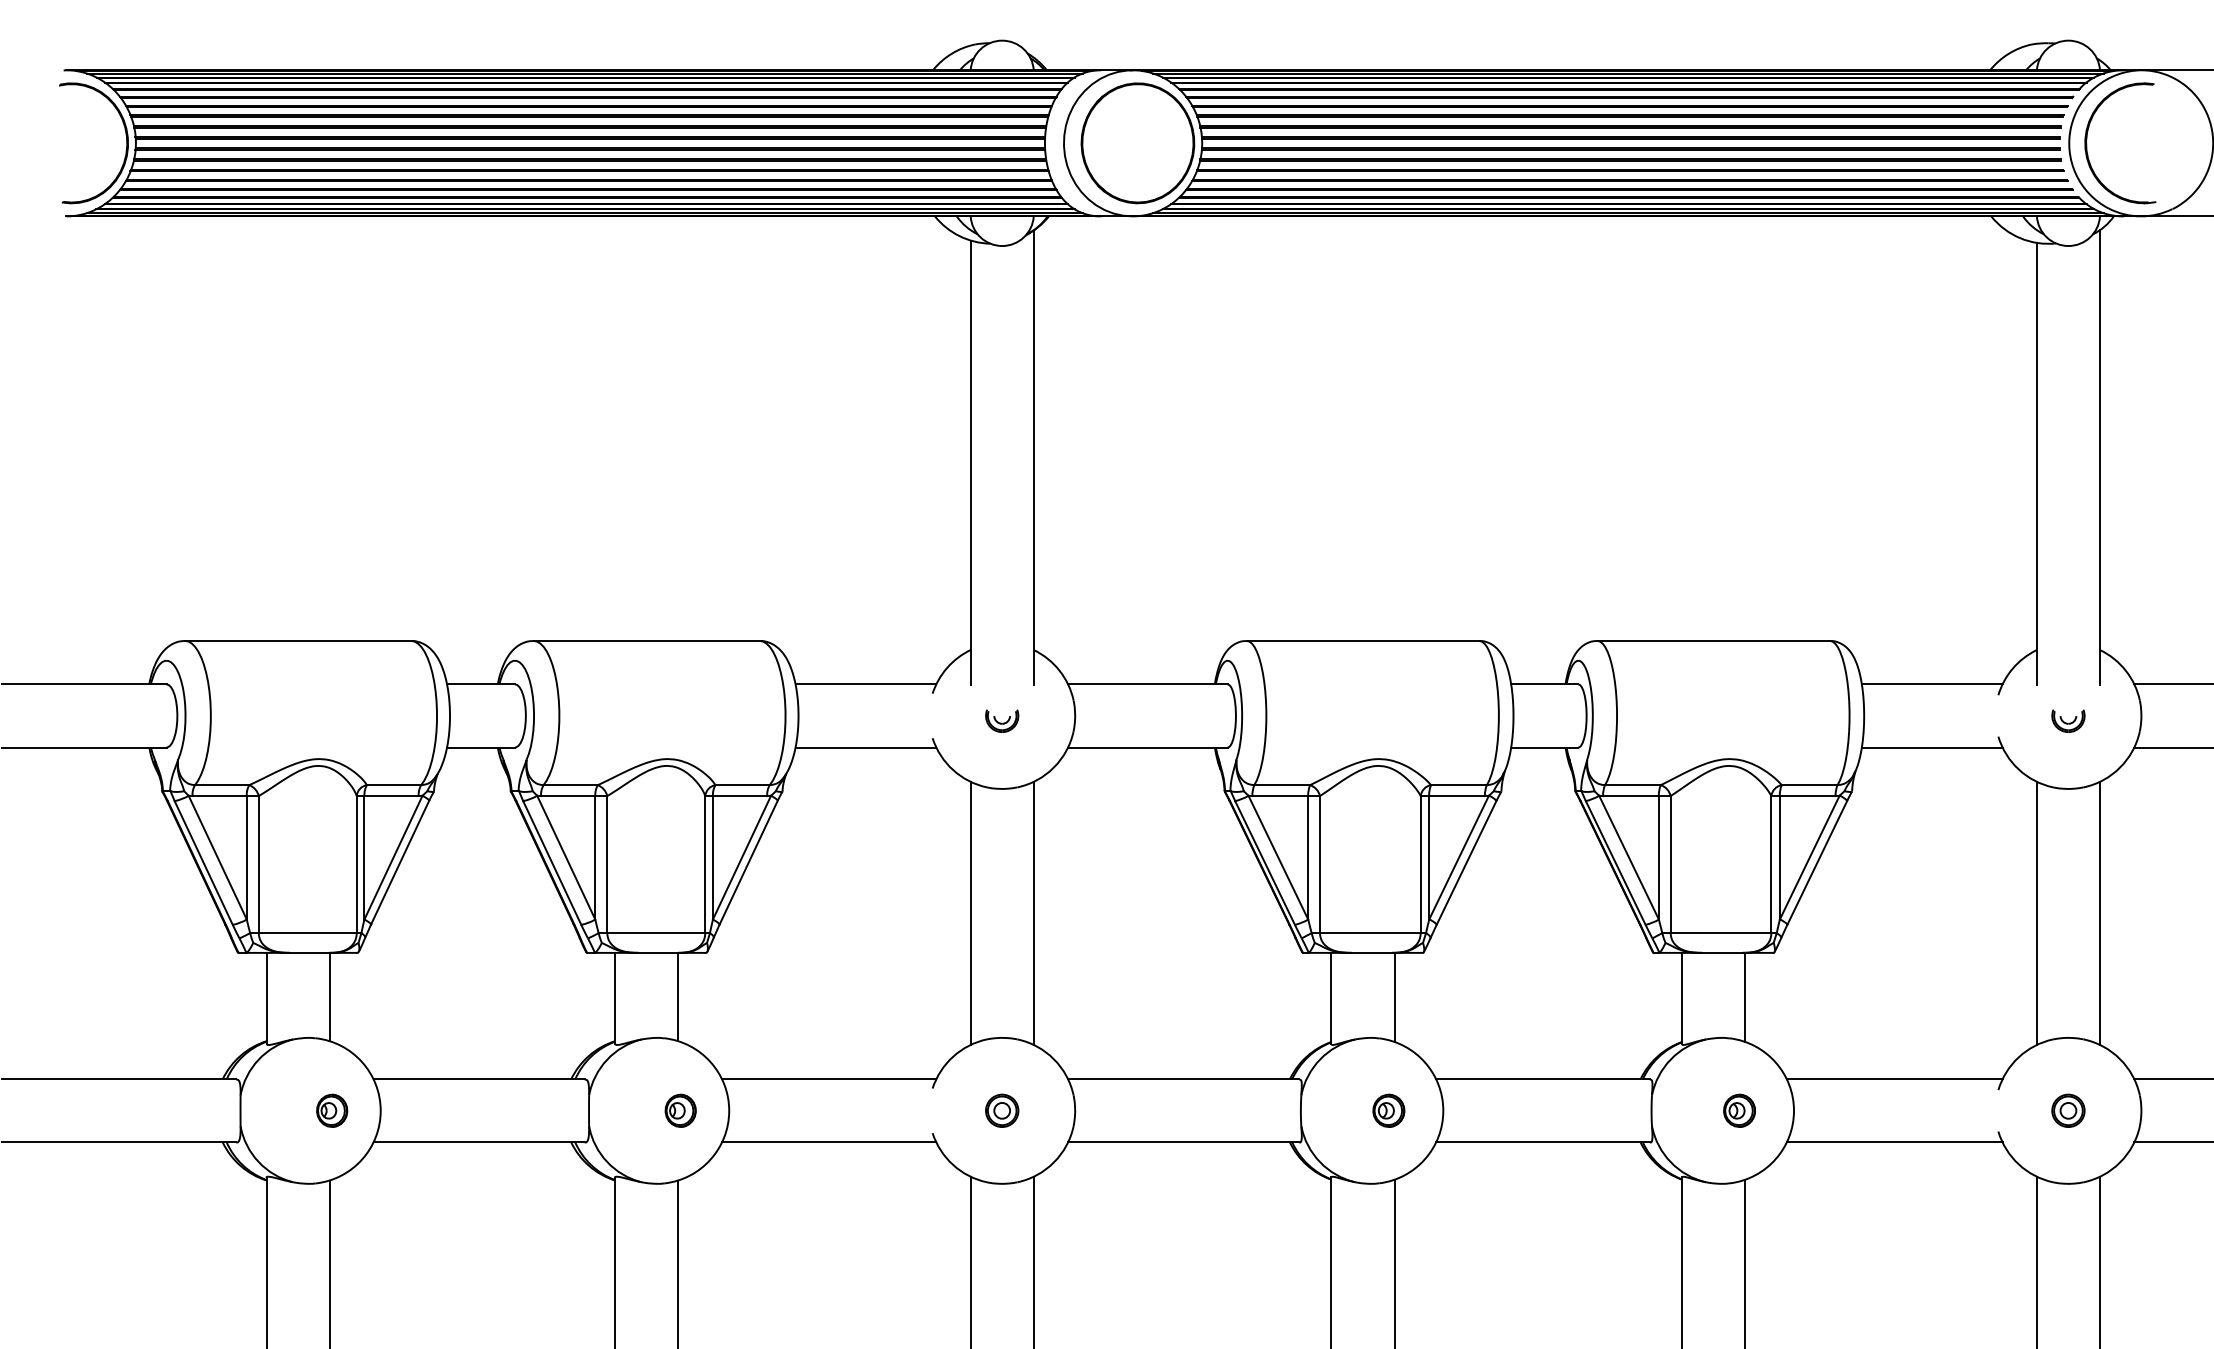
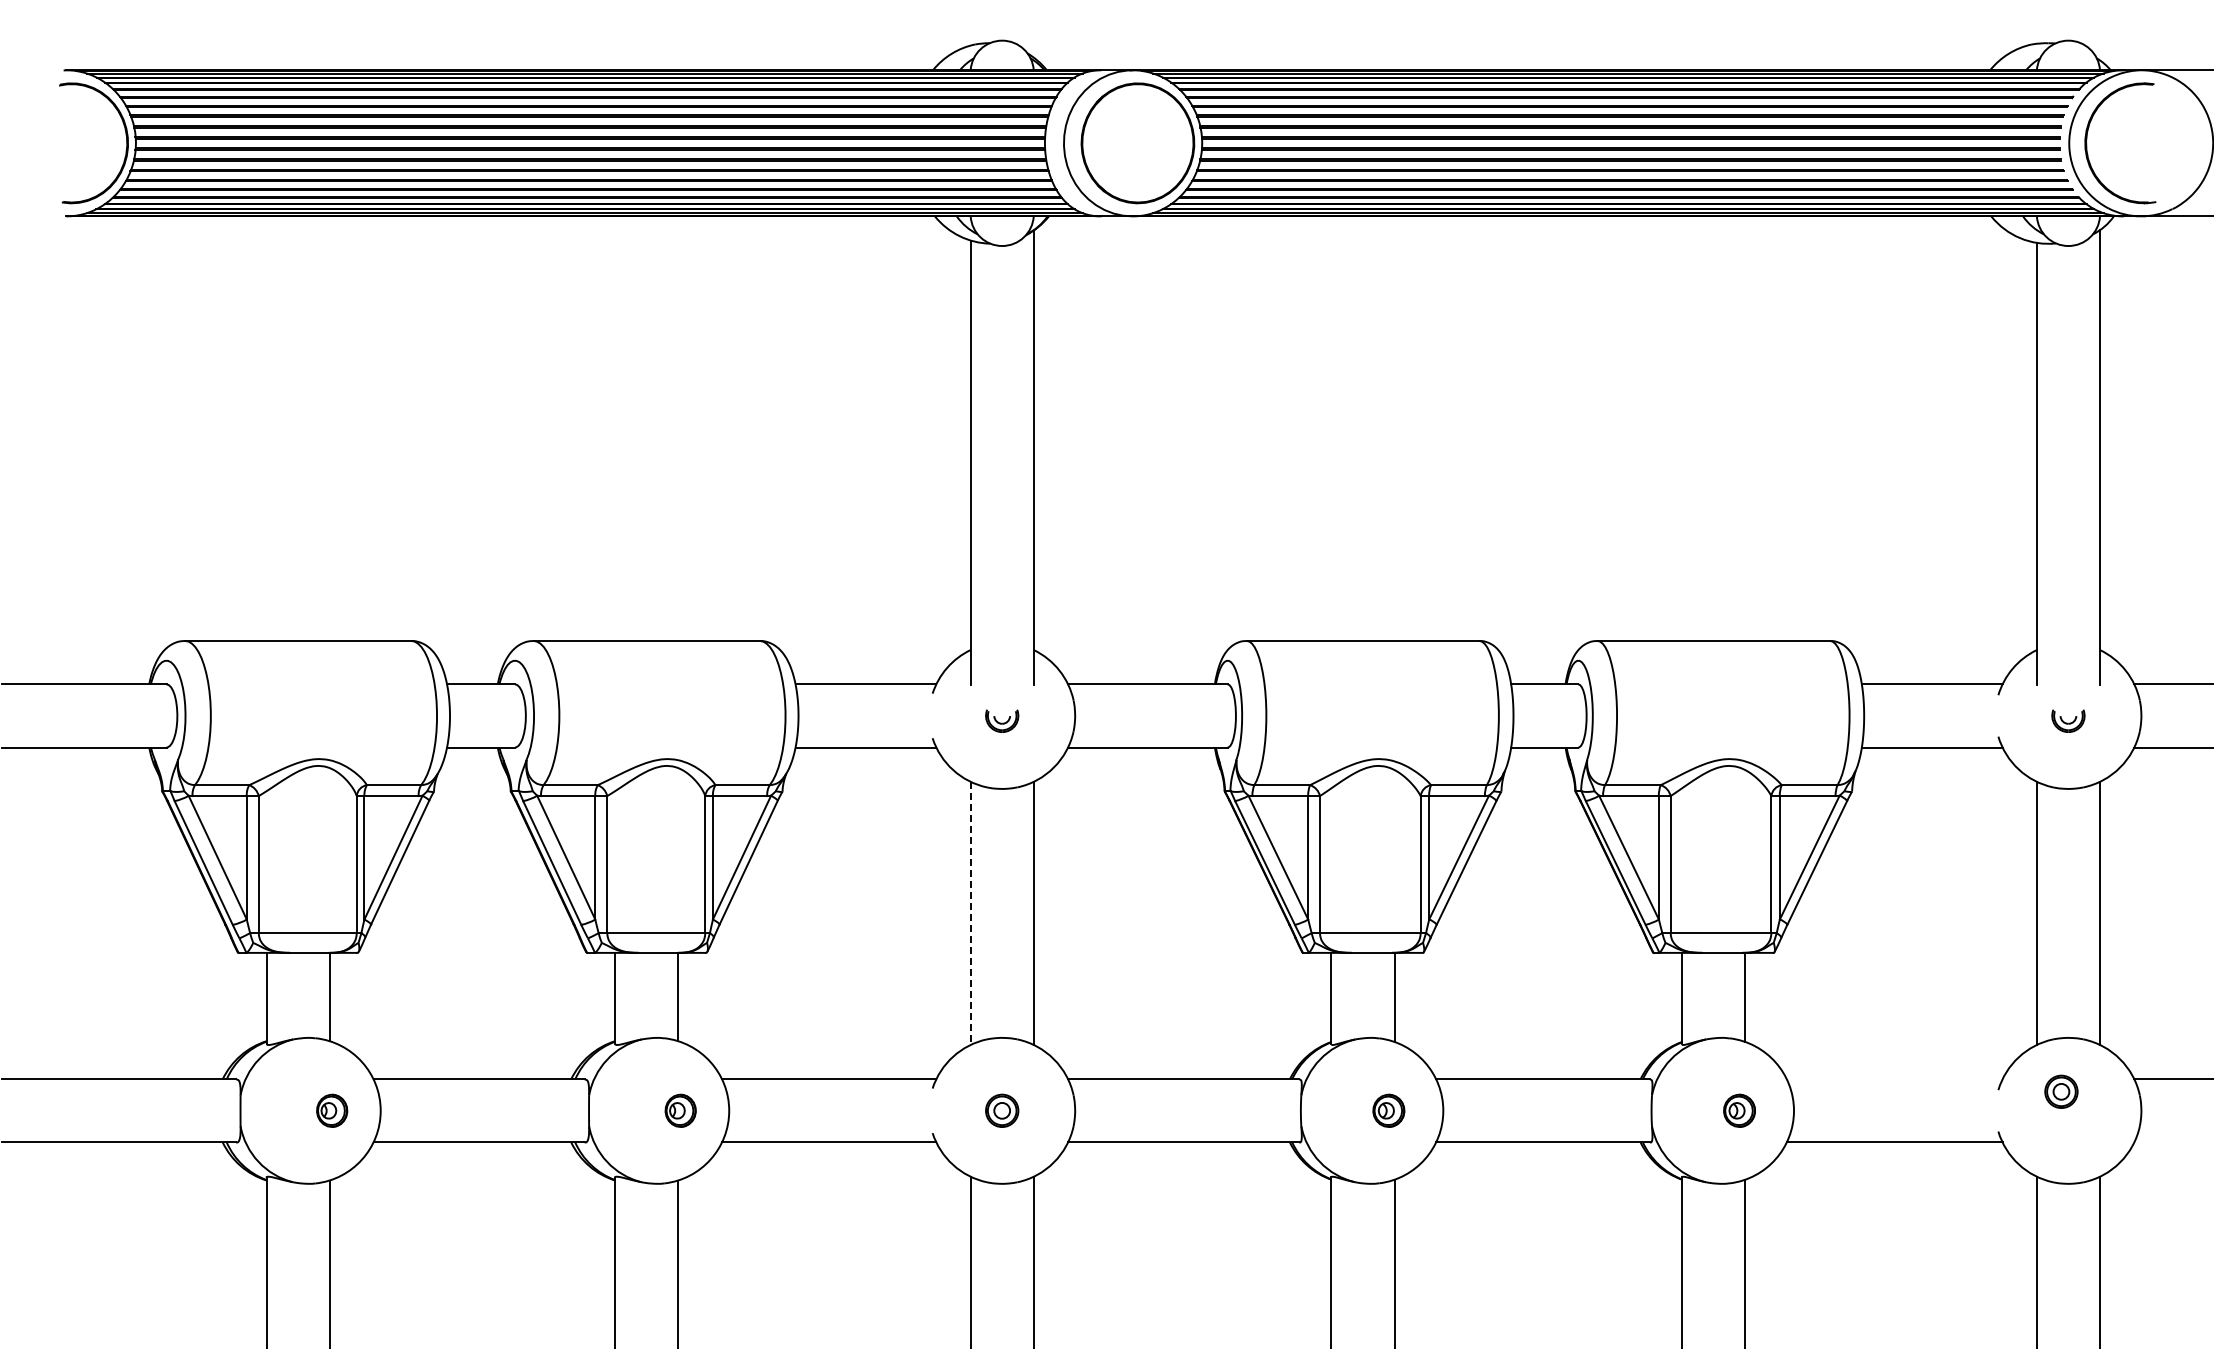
line: solid -> dashed (970, 913)
line: present -> none (1894, 1079)
part position: (2068, 1110) -> (2061, 1091) (2061, 1091)
line: present -> none (2172, 1142)
